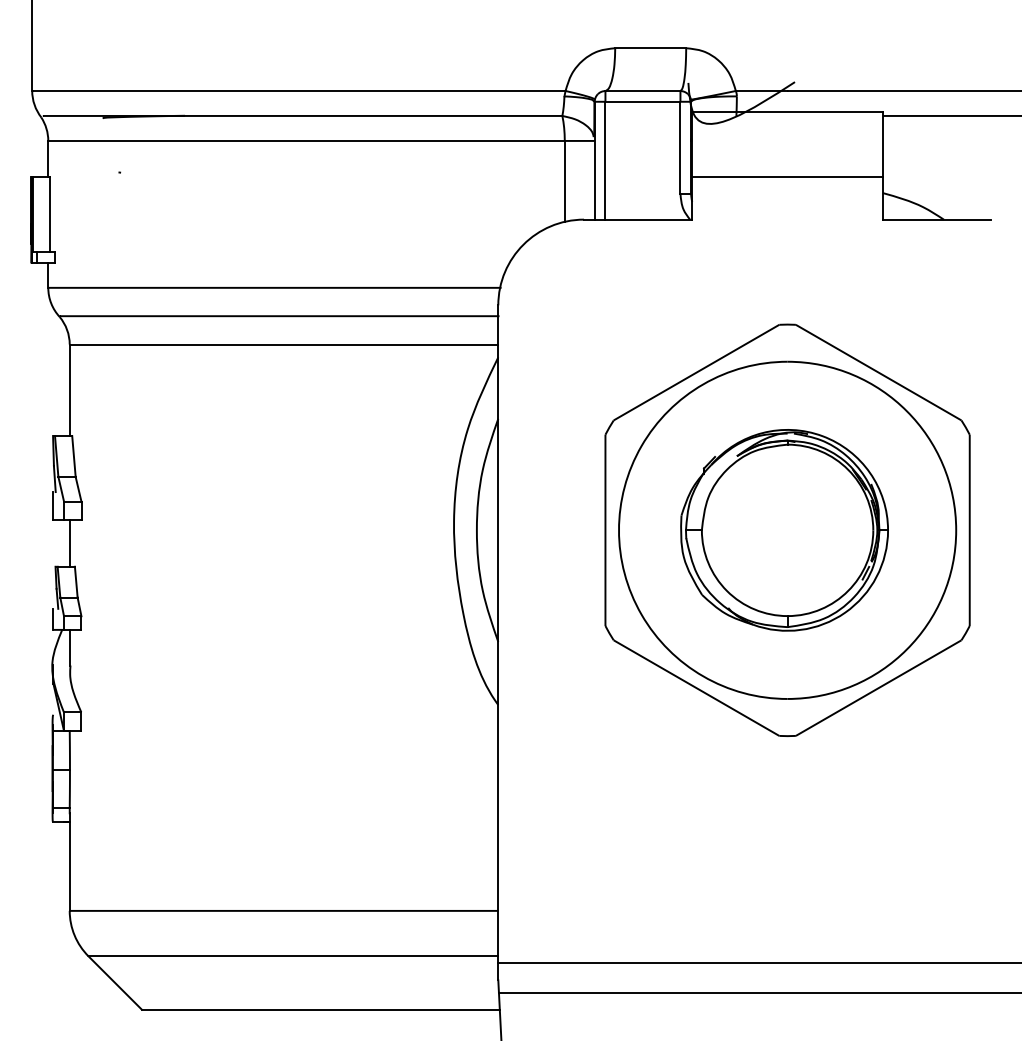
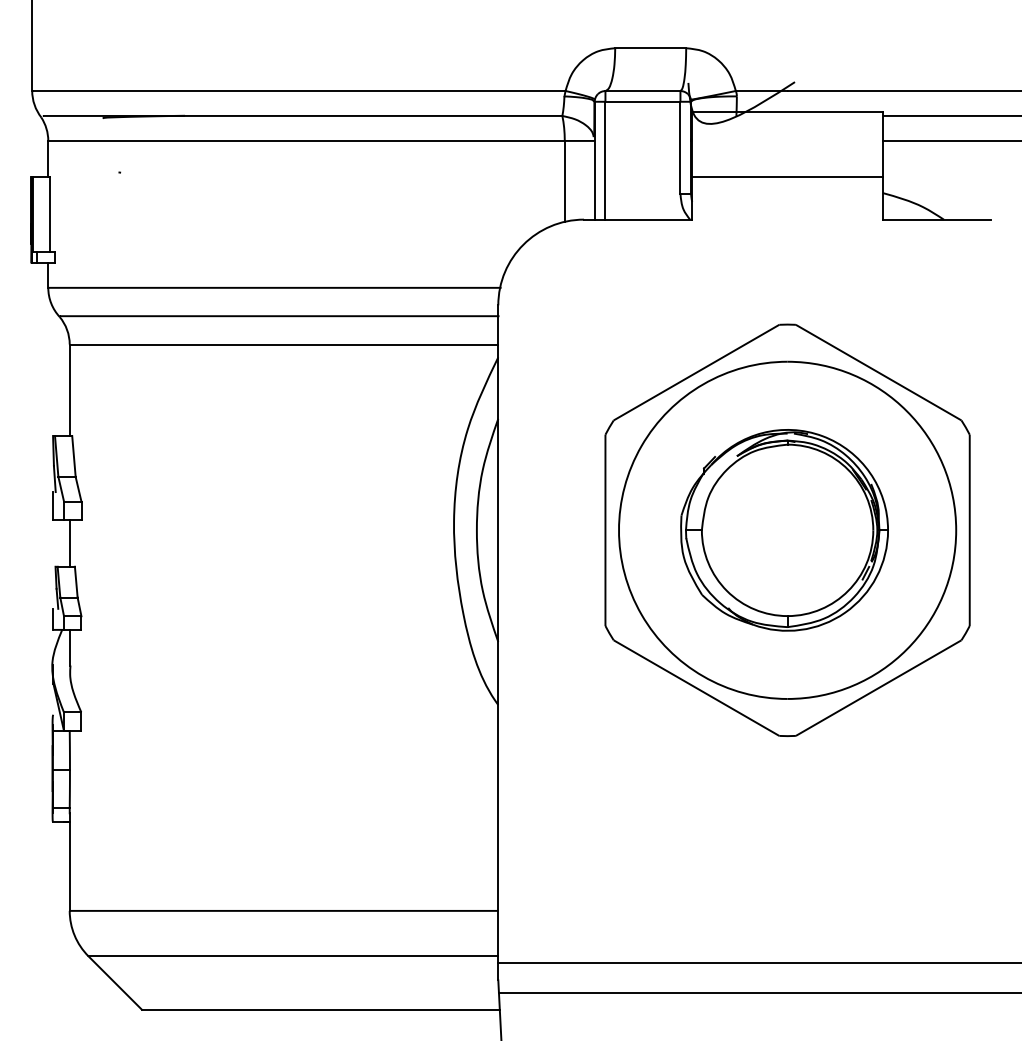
line: none -> present (950, 140)
